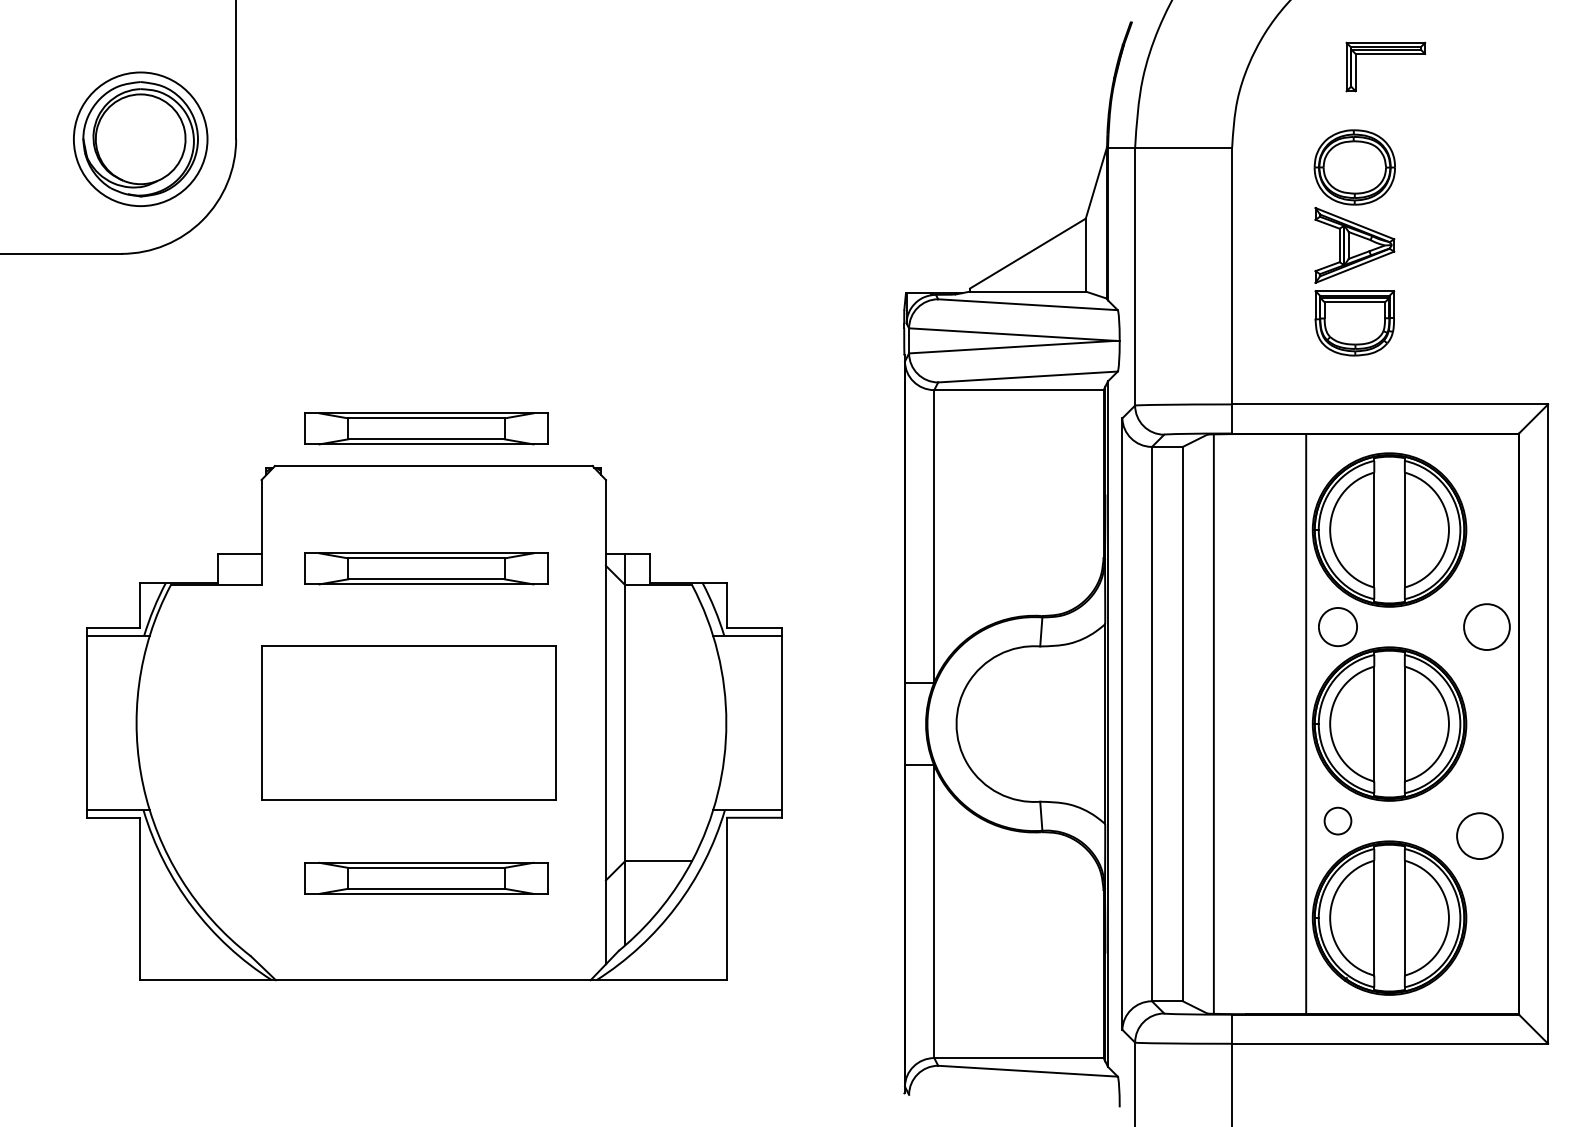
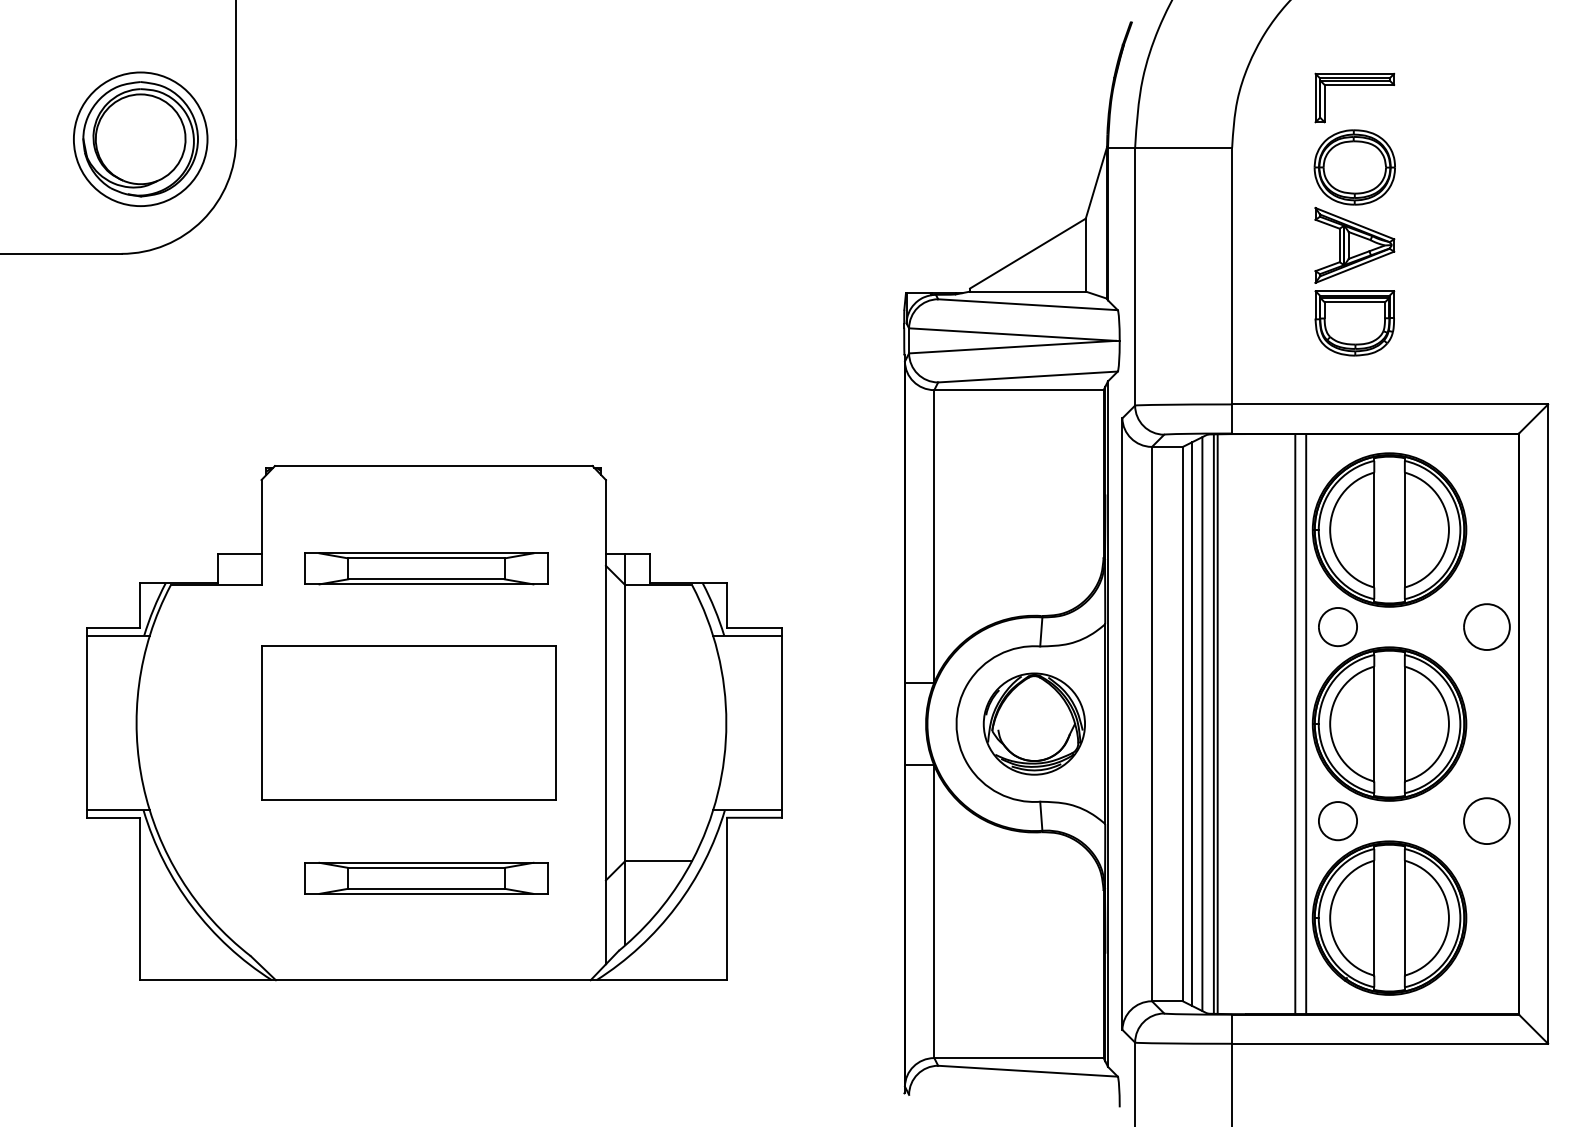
part position: (1385, 54) -> (1354, 85) (1354, 85)
part: present -> none (426, 428)
part: none -> present (1033, 723)
line: none -> present (1192, 723)
line: none -> present (1217, 723)
line: none -> present (1202, 724)
line: none -> present (1295, 724)
circle diameter: 27 px -> 38 px (1337, 821)
circle position: (1479, 835) -> (1486, 820) (1486, 820)
